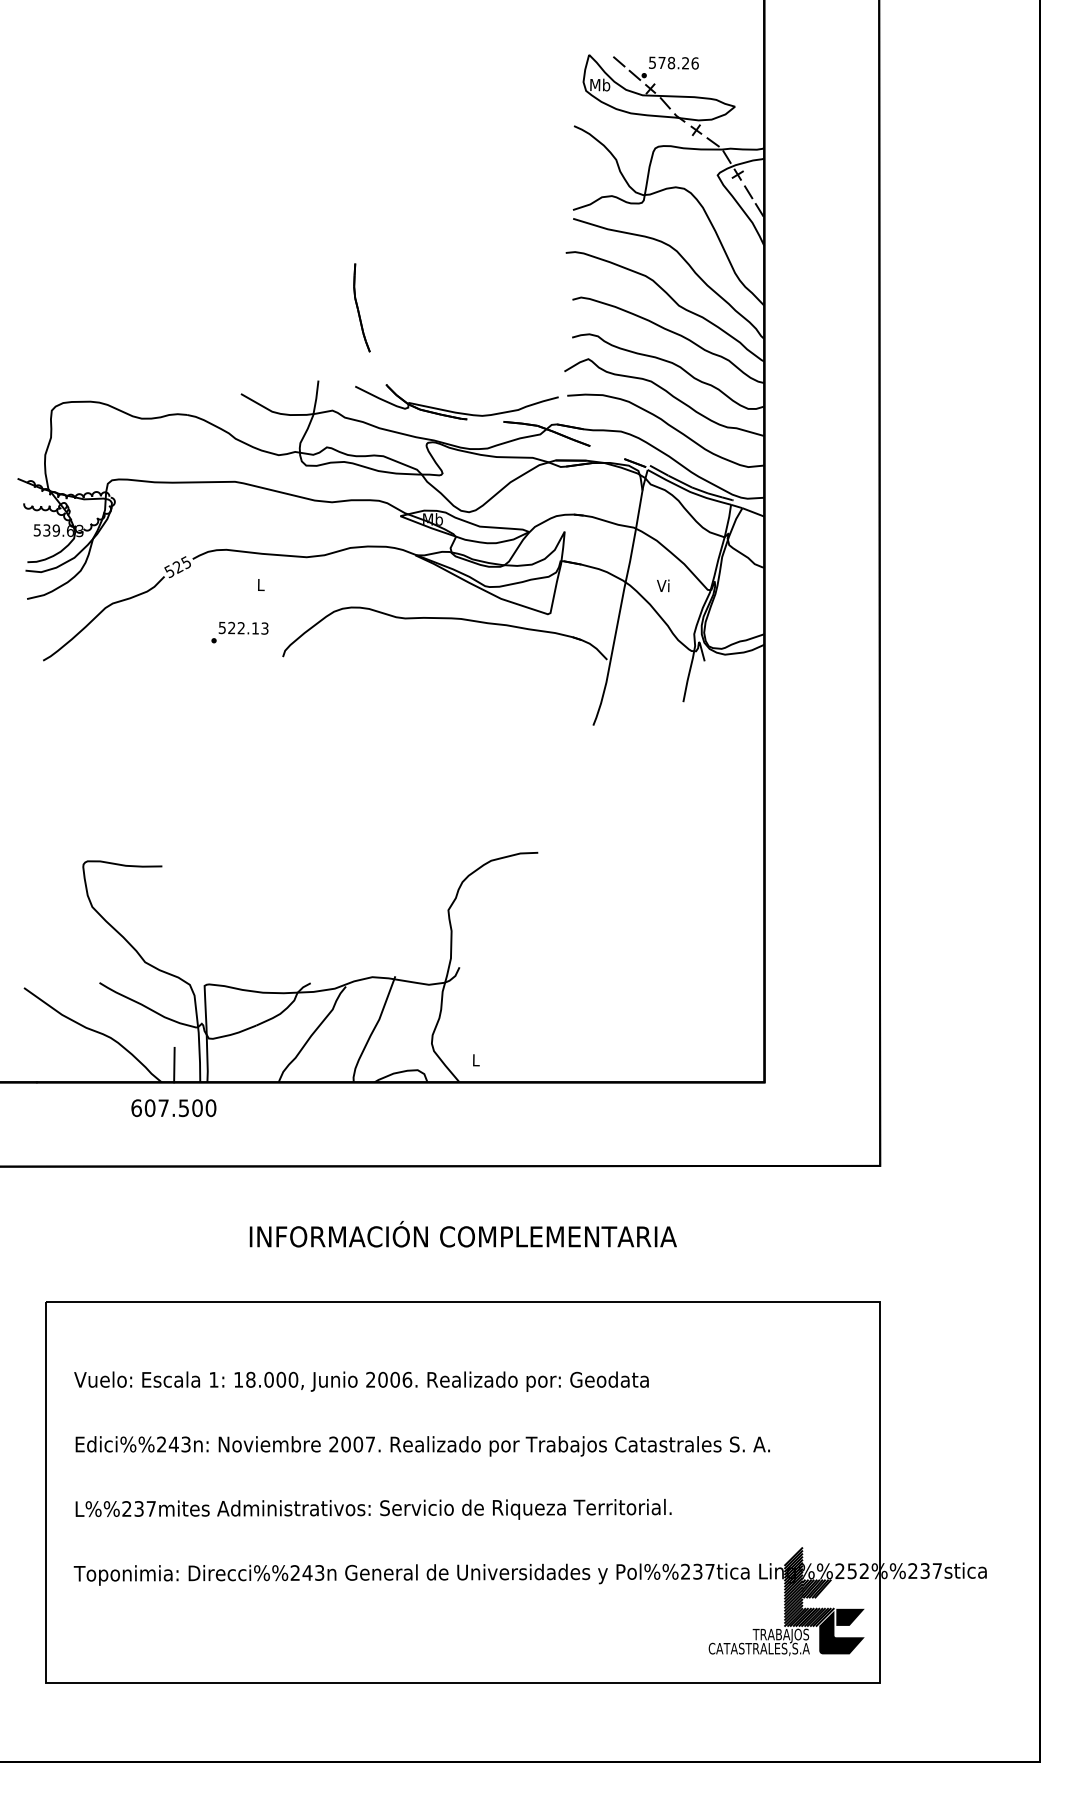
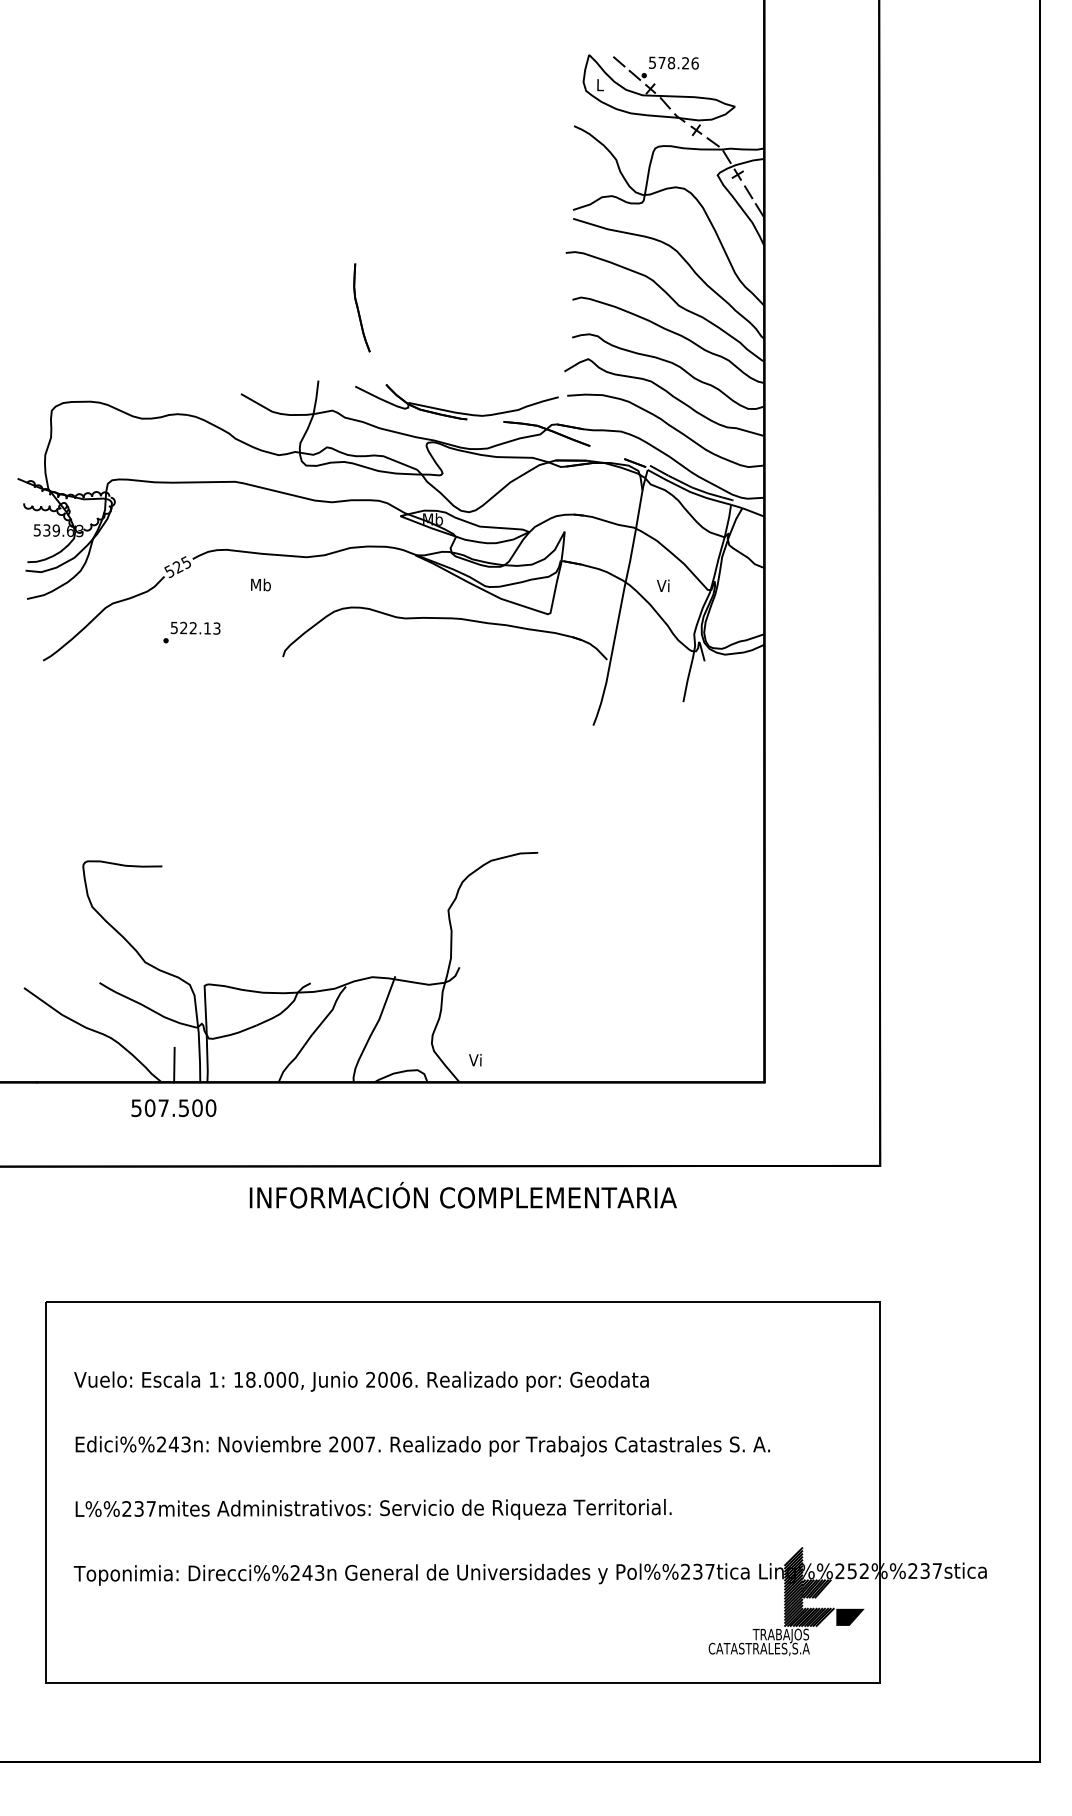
text: Mb -> L (600, 84)
text: L -> Mb (260, 584)
text position: (239, 632) -> (191, 632) (191, 632)
text: L -> Vi (475, 1060)
text: 607.500 -> 507.500 (136, 1108)
text position: (462, 1234) -> (462, 1195) (462, 1195)
fill: present -> none (841, 1632)
